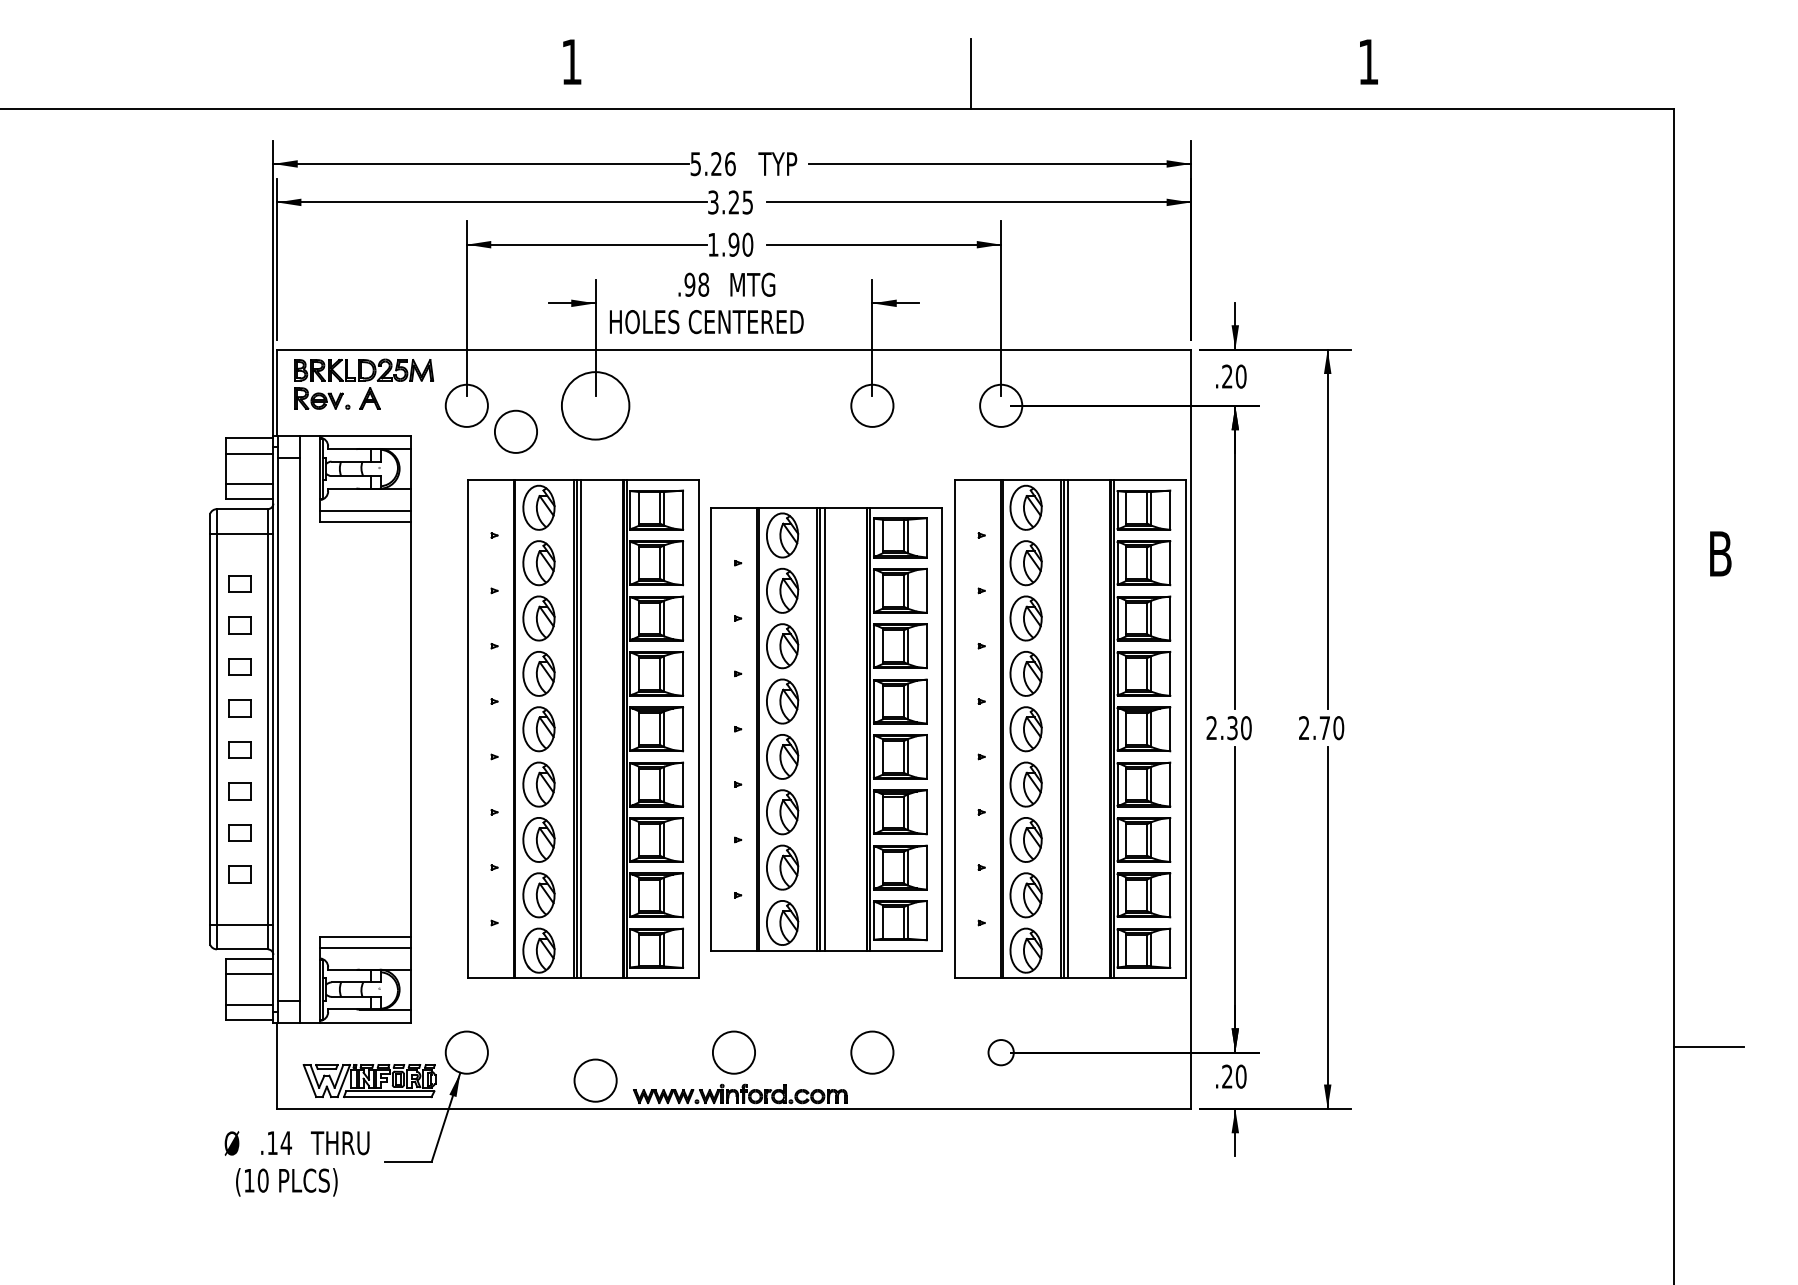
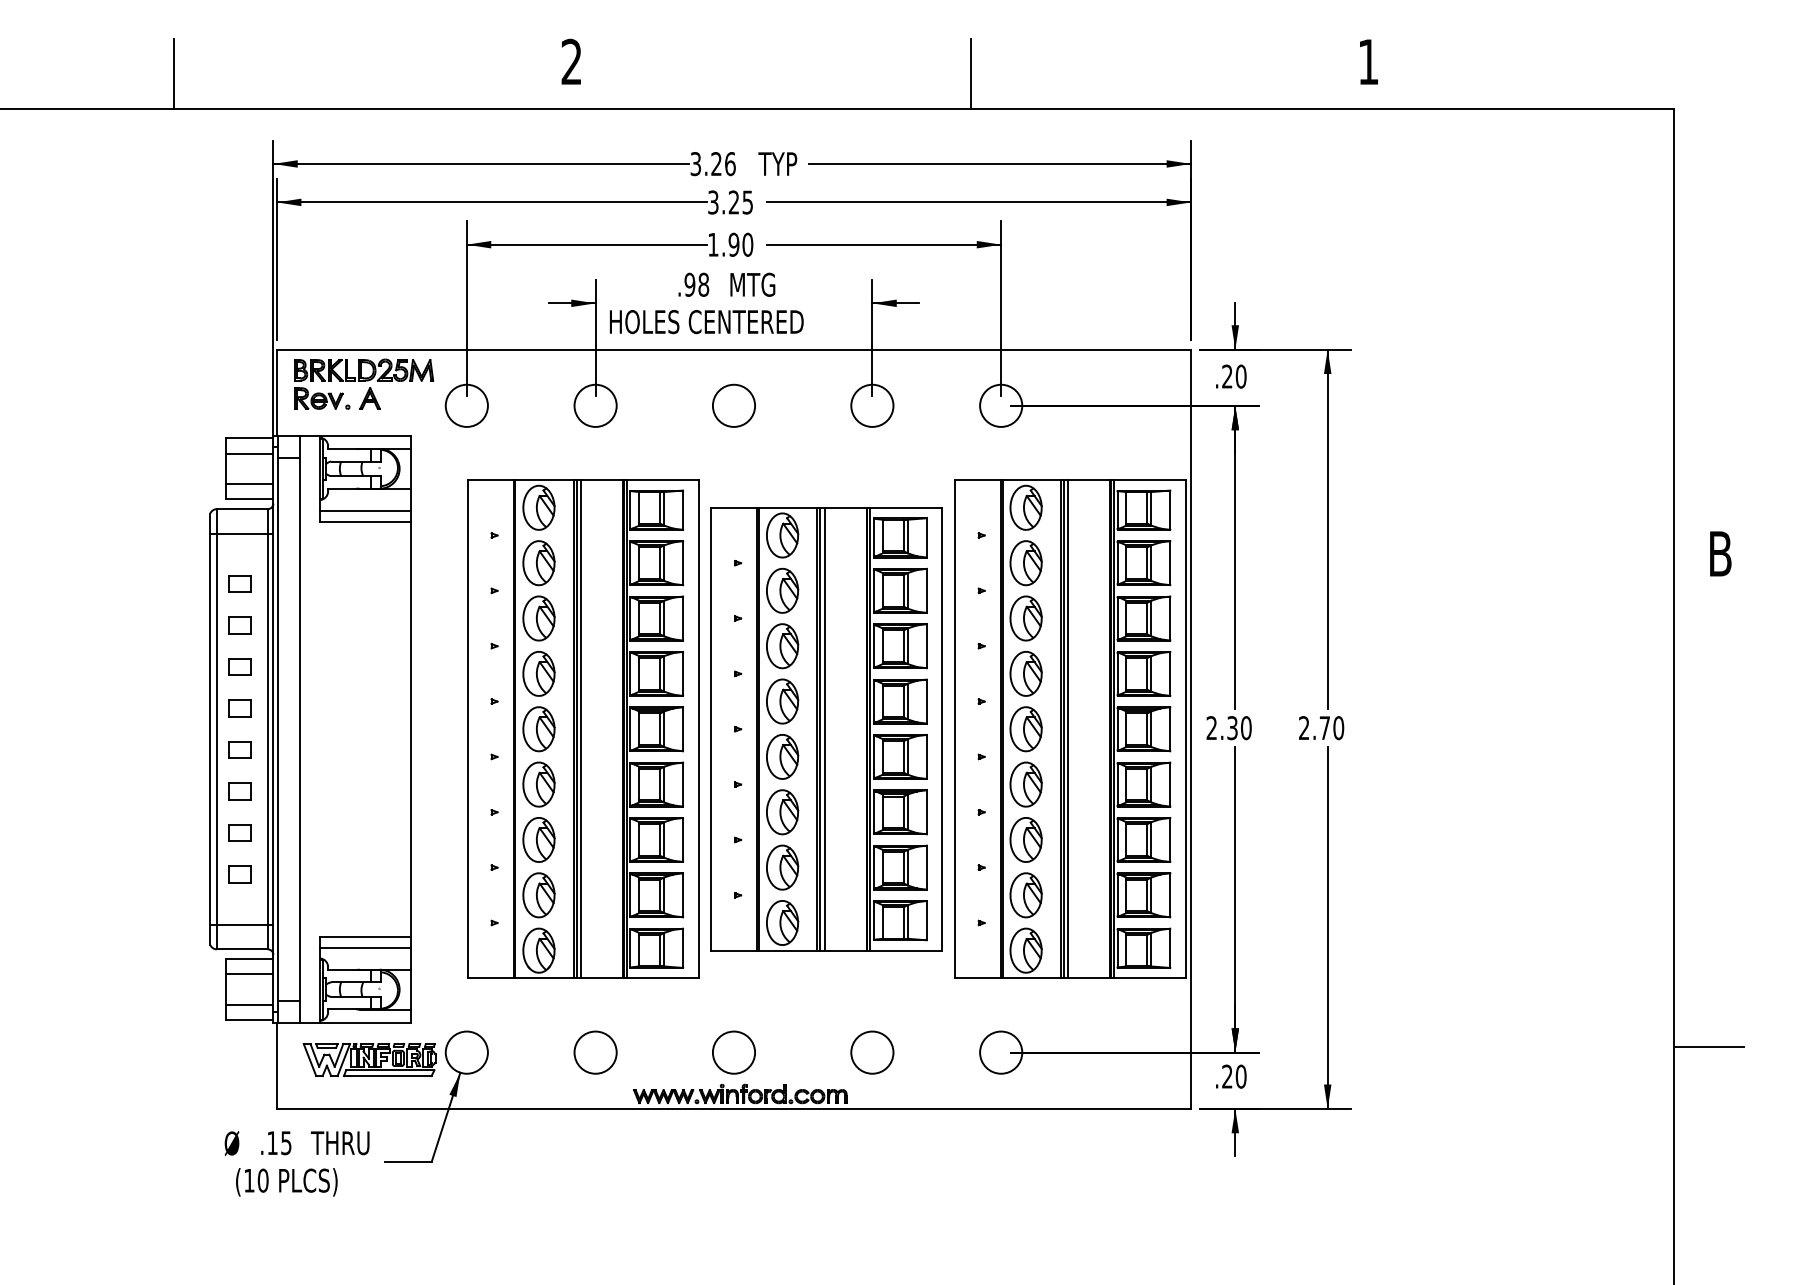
text: 1 -> 2 (571, 61)
line: none -> present (173, 74)
text: 5.26 -> 3.26 (695, 163)
circle diameter: 67 px -> 42 px (595, 405)
circle position: (515, 431) -> (733, 405) (733, 405)
circle diameter: 25 px -> 42 px (1001, 1052)
circle position: (595, 1080) -> (595, 1052) (595, 1052)
part position: (369, 1081) -> (369, 1060) (369, 1060)
text: .14 -> .15 (286, 1143)
